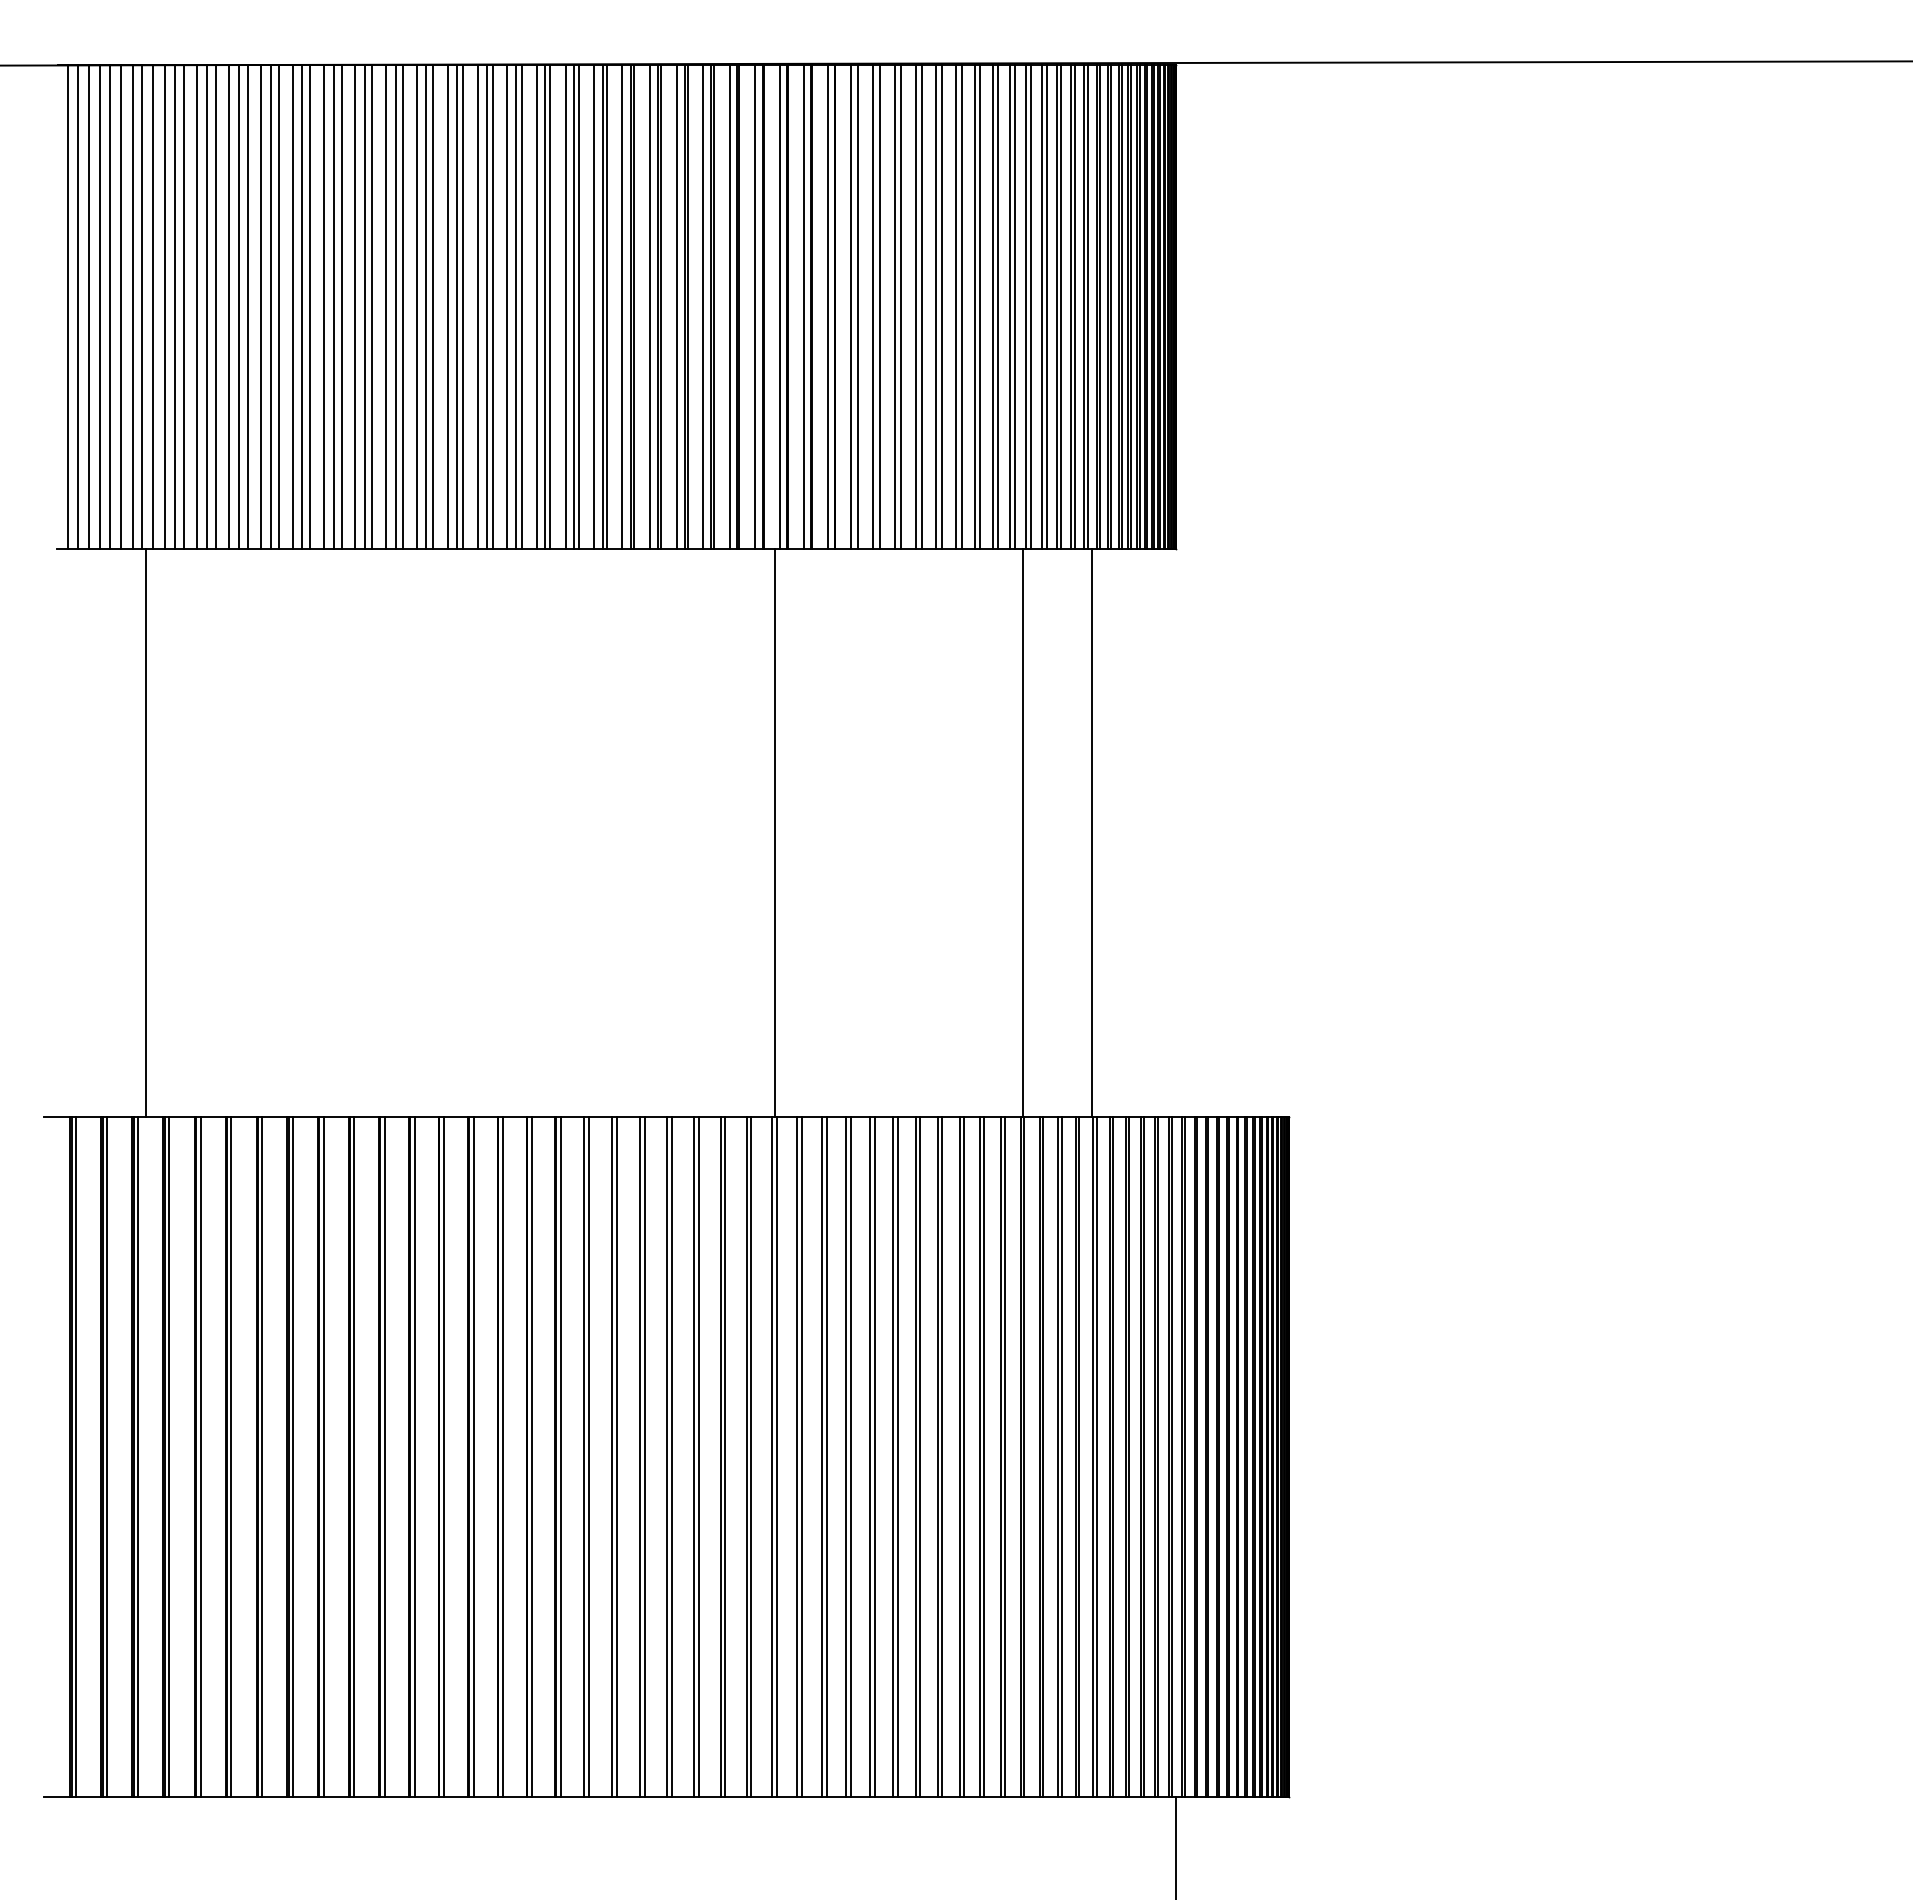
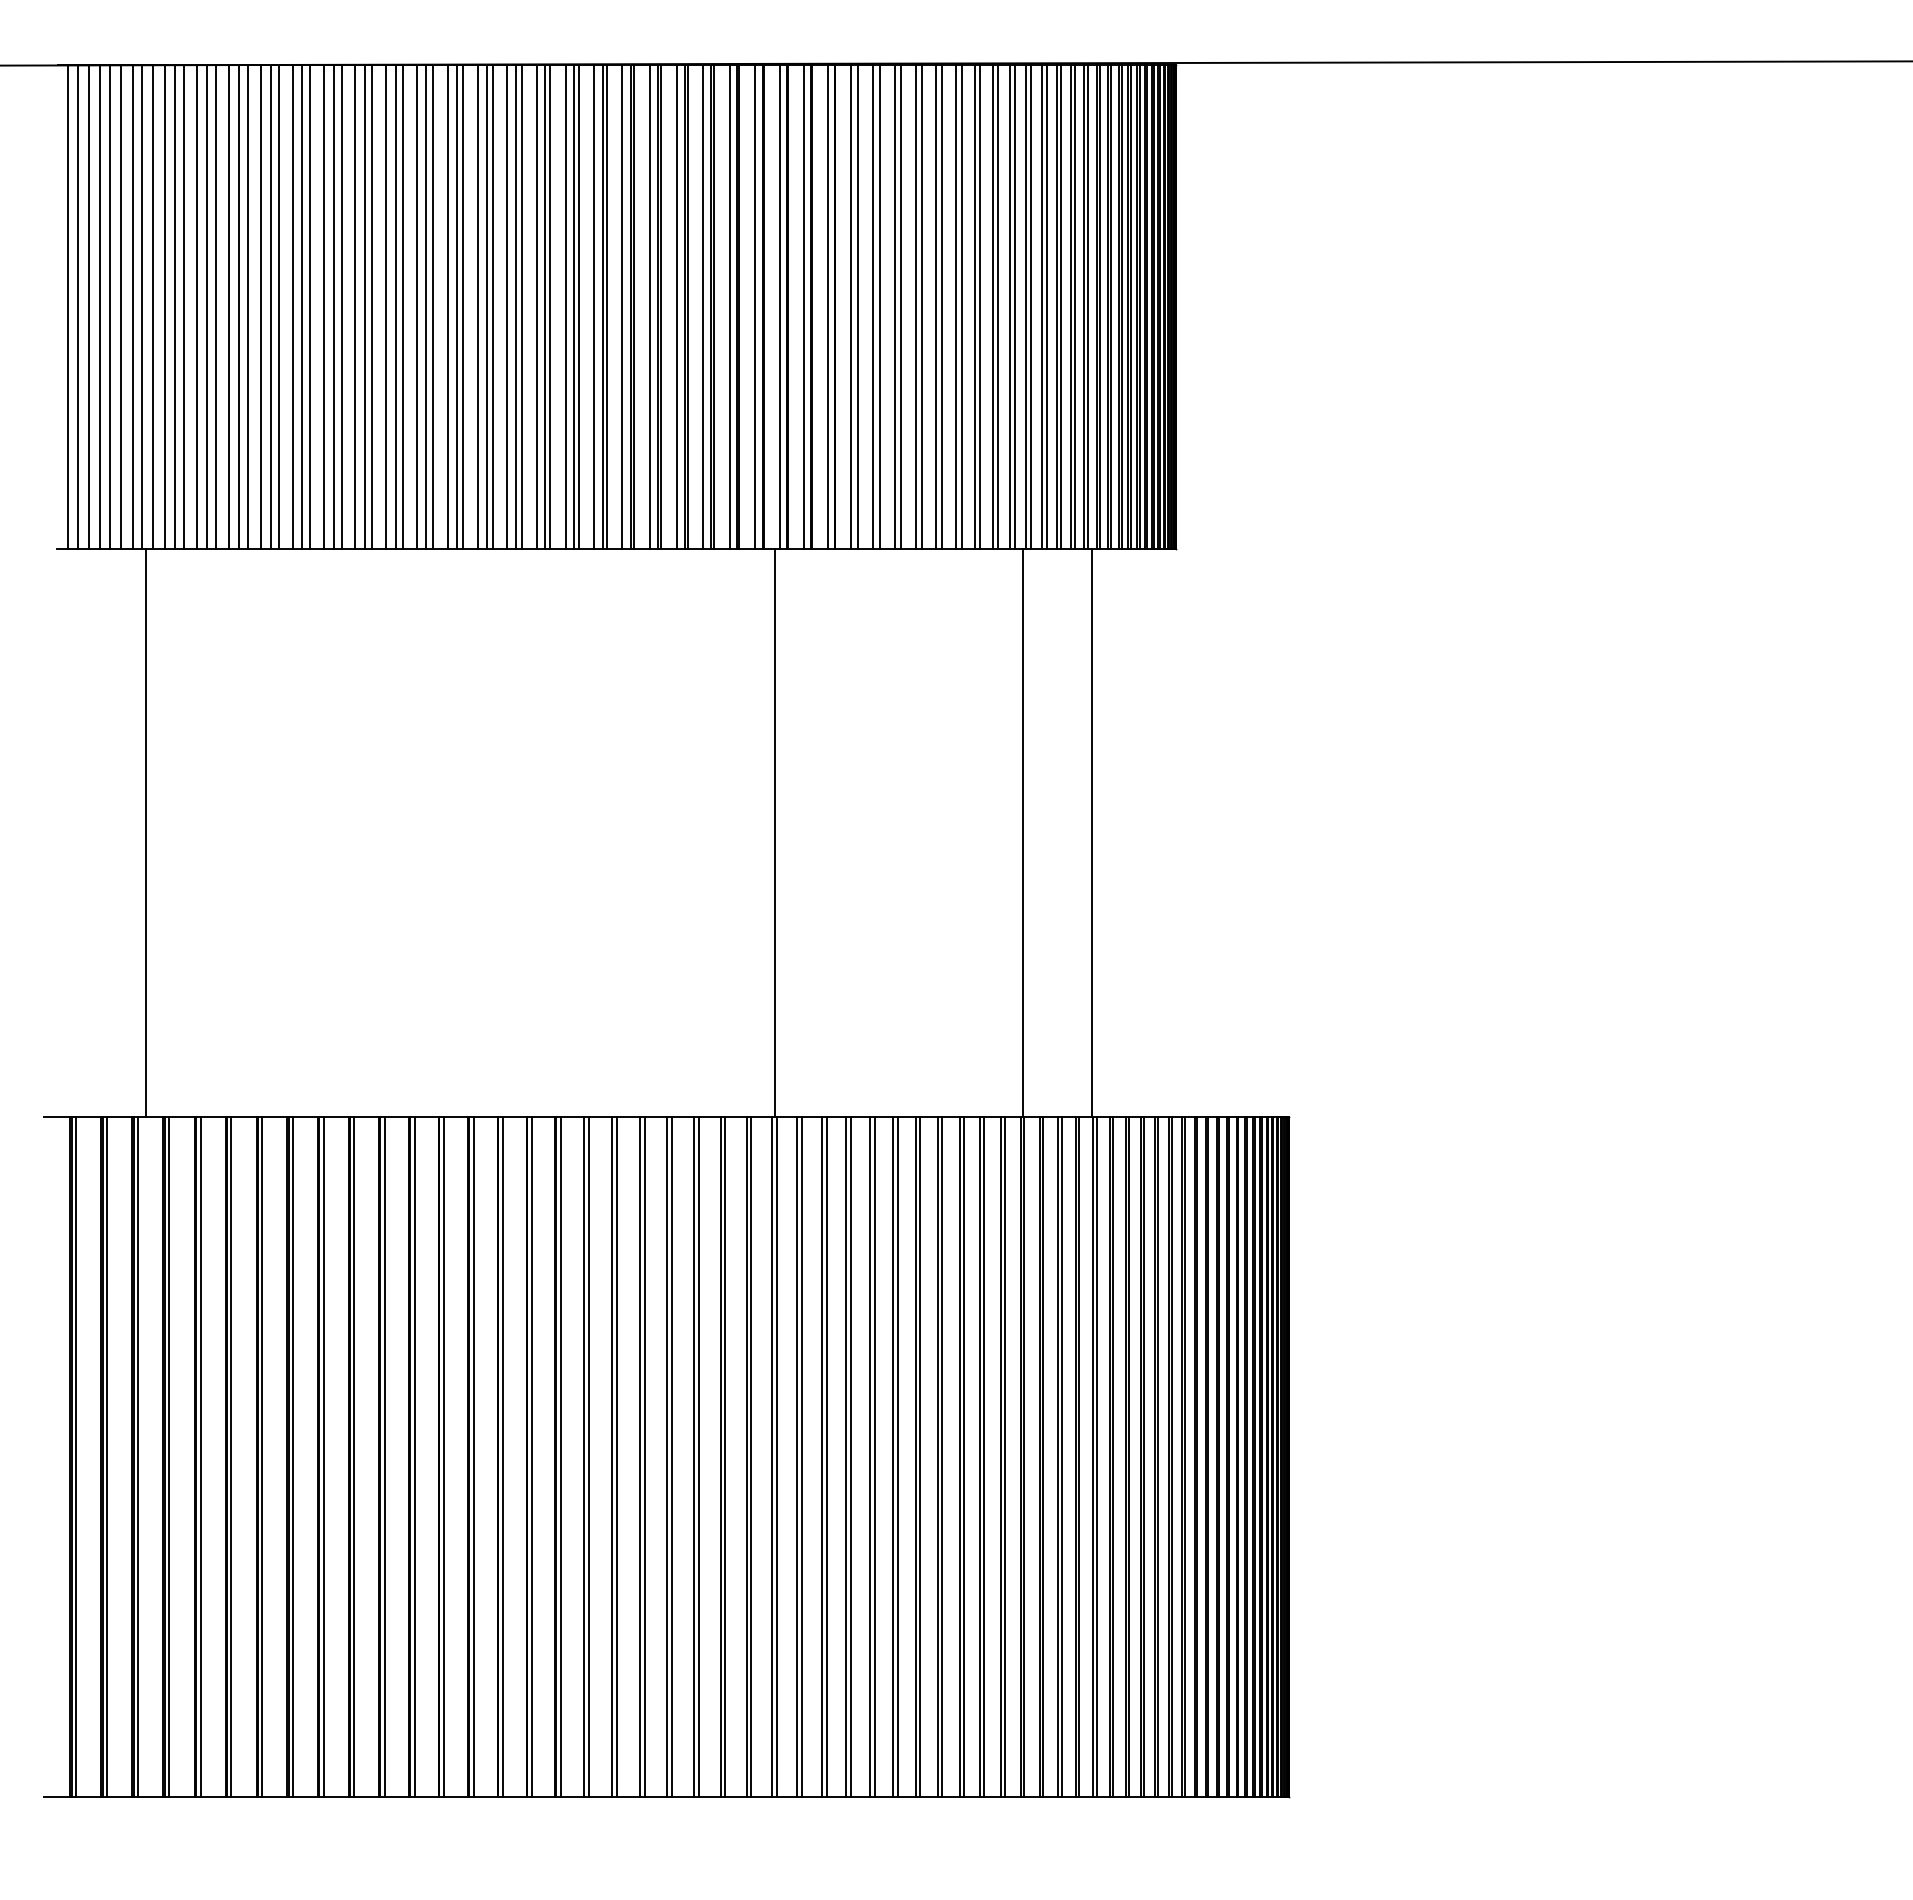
line: present -> none (1176, 1846)
